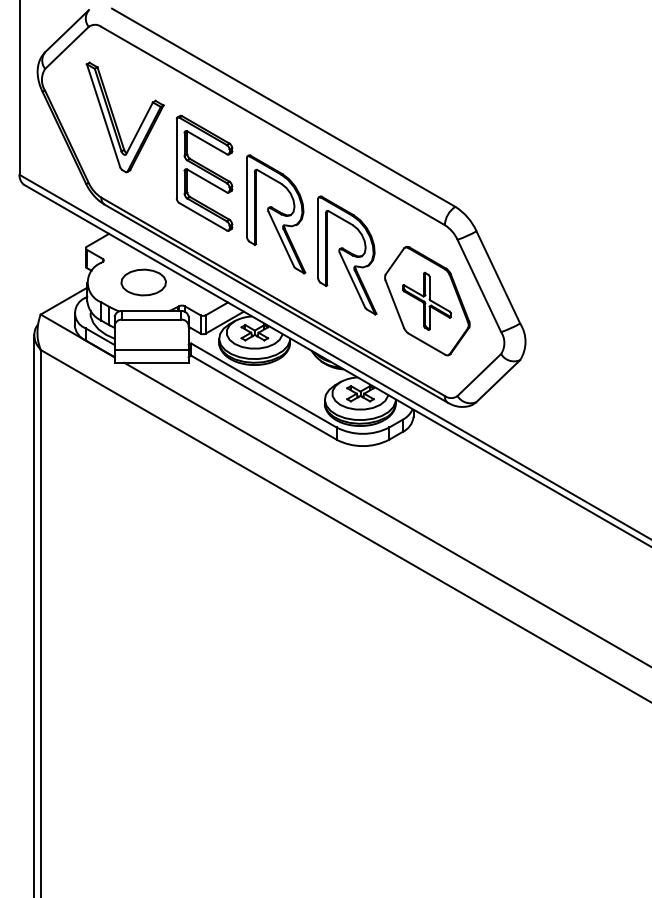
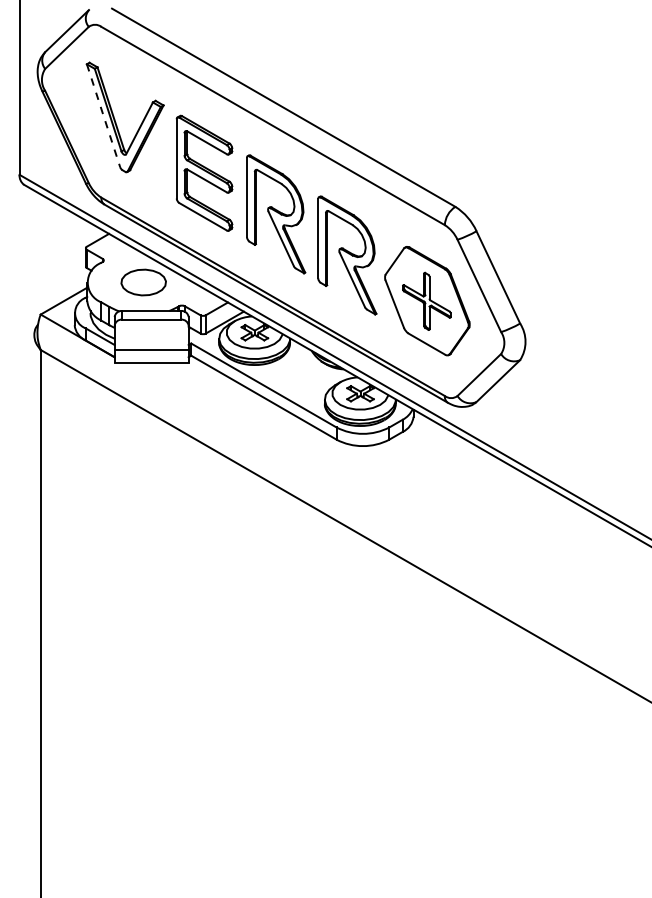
line: solid -> dashed (103, 116)
line: present -> none (386, 513)
line: present -> none (34, 614)
